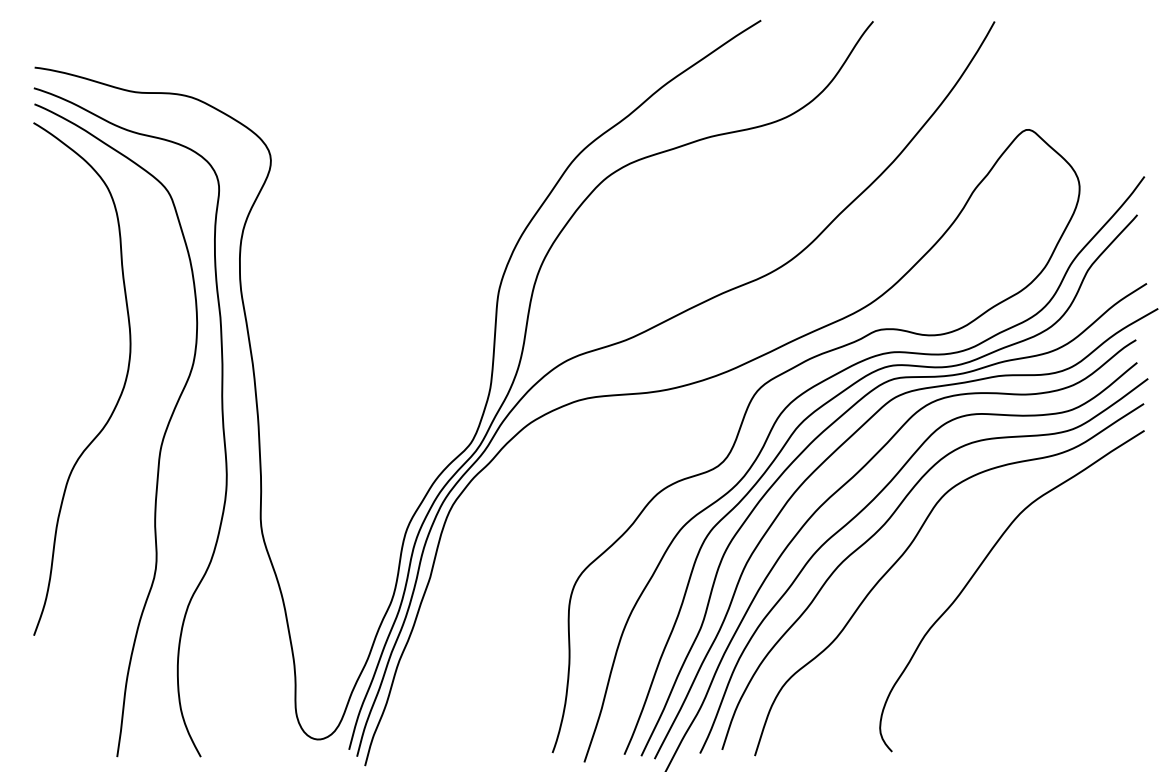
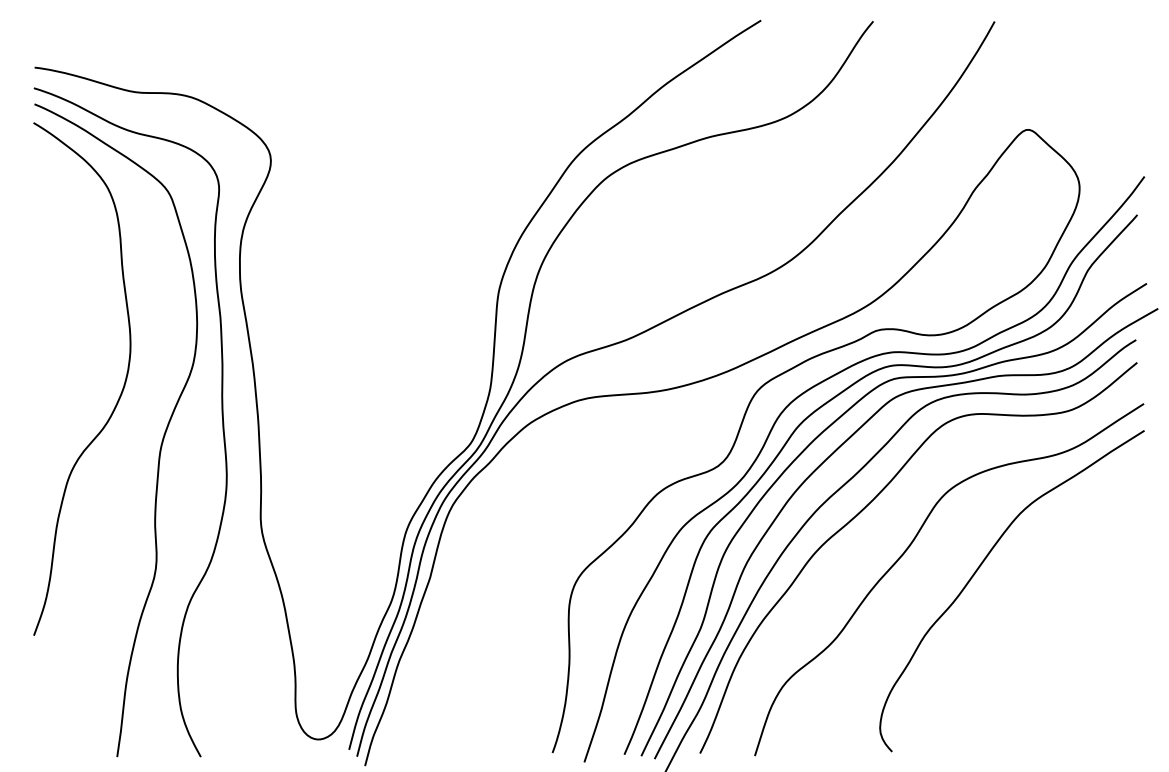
curve: present -> none (889, 520)
